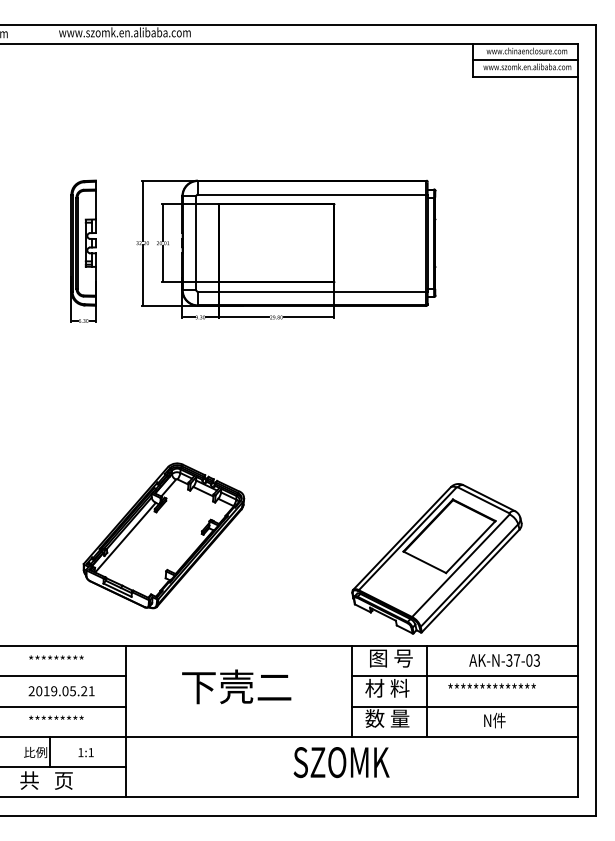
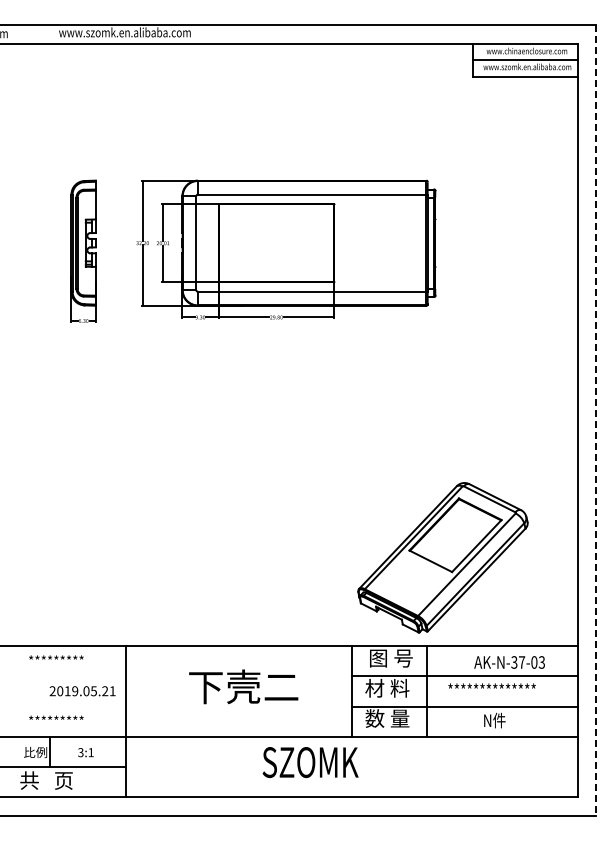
line: solid -> dashed (596, 420)
part: present -> none (163, 535)
part position: (436, 558) -> (442, 557) (442, 557)
text position: (504, 660) -> (509, 662) (509, 662)
line: present -> none (63, 676)
text position: (236, 686) -> (243, 686) (243, 686)
text position: (61, 691) -> (82, 691) (82, 691)
line: present -> none (63, 706)
text: 1:1 -> 3:1 (80, 752)
text position: (341, 762) -> (310, 762) (310, 762)
